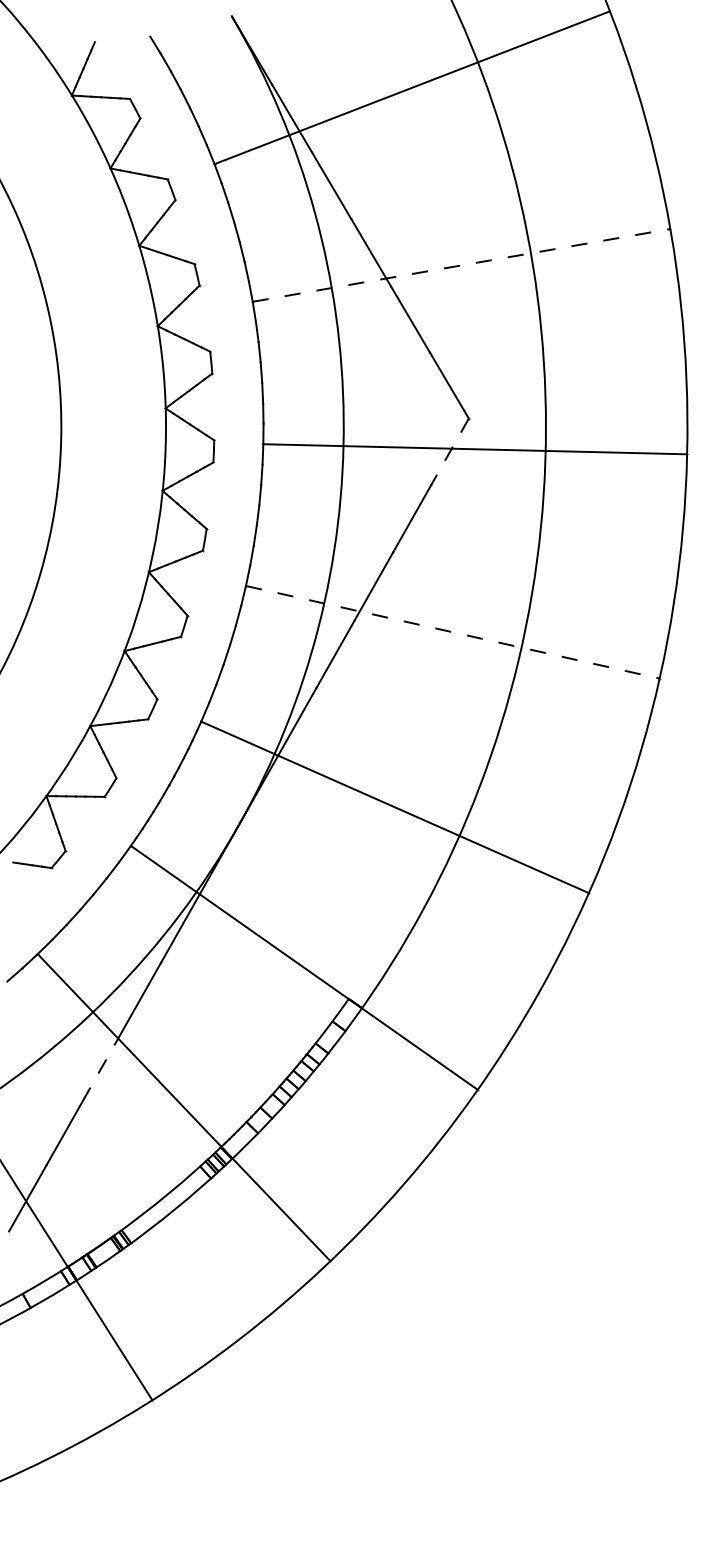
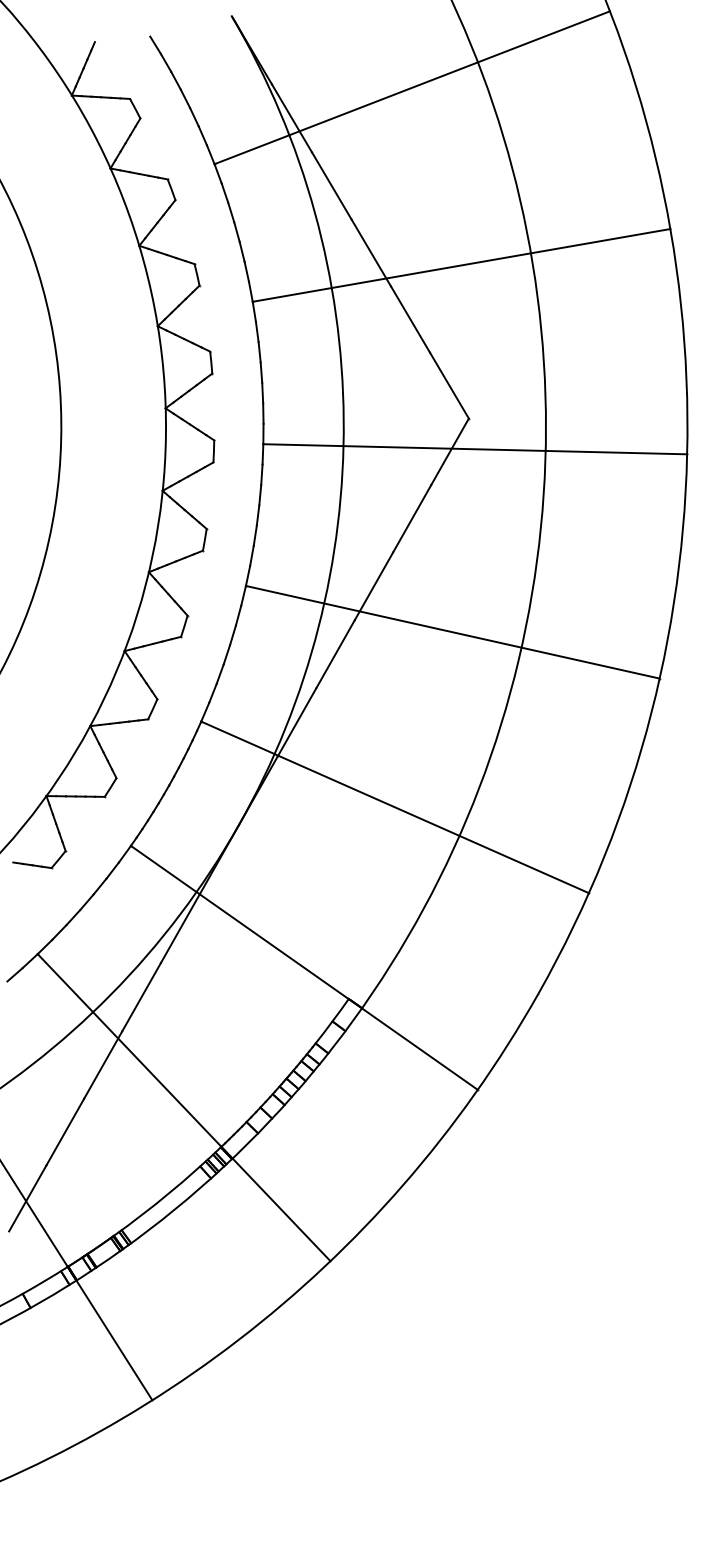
line: dashed -> solid (461, 265)
line: dashed -> solid (449, 452)
line: dashed -> solid (452, 632)
line: dashed -> solid (103, 1065)
